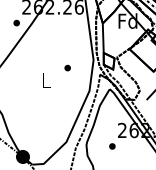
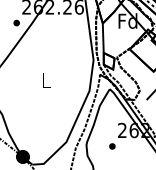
part: present -> none (67, 67)
